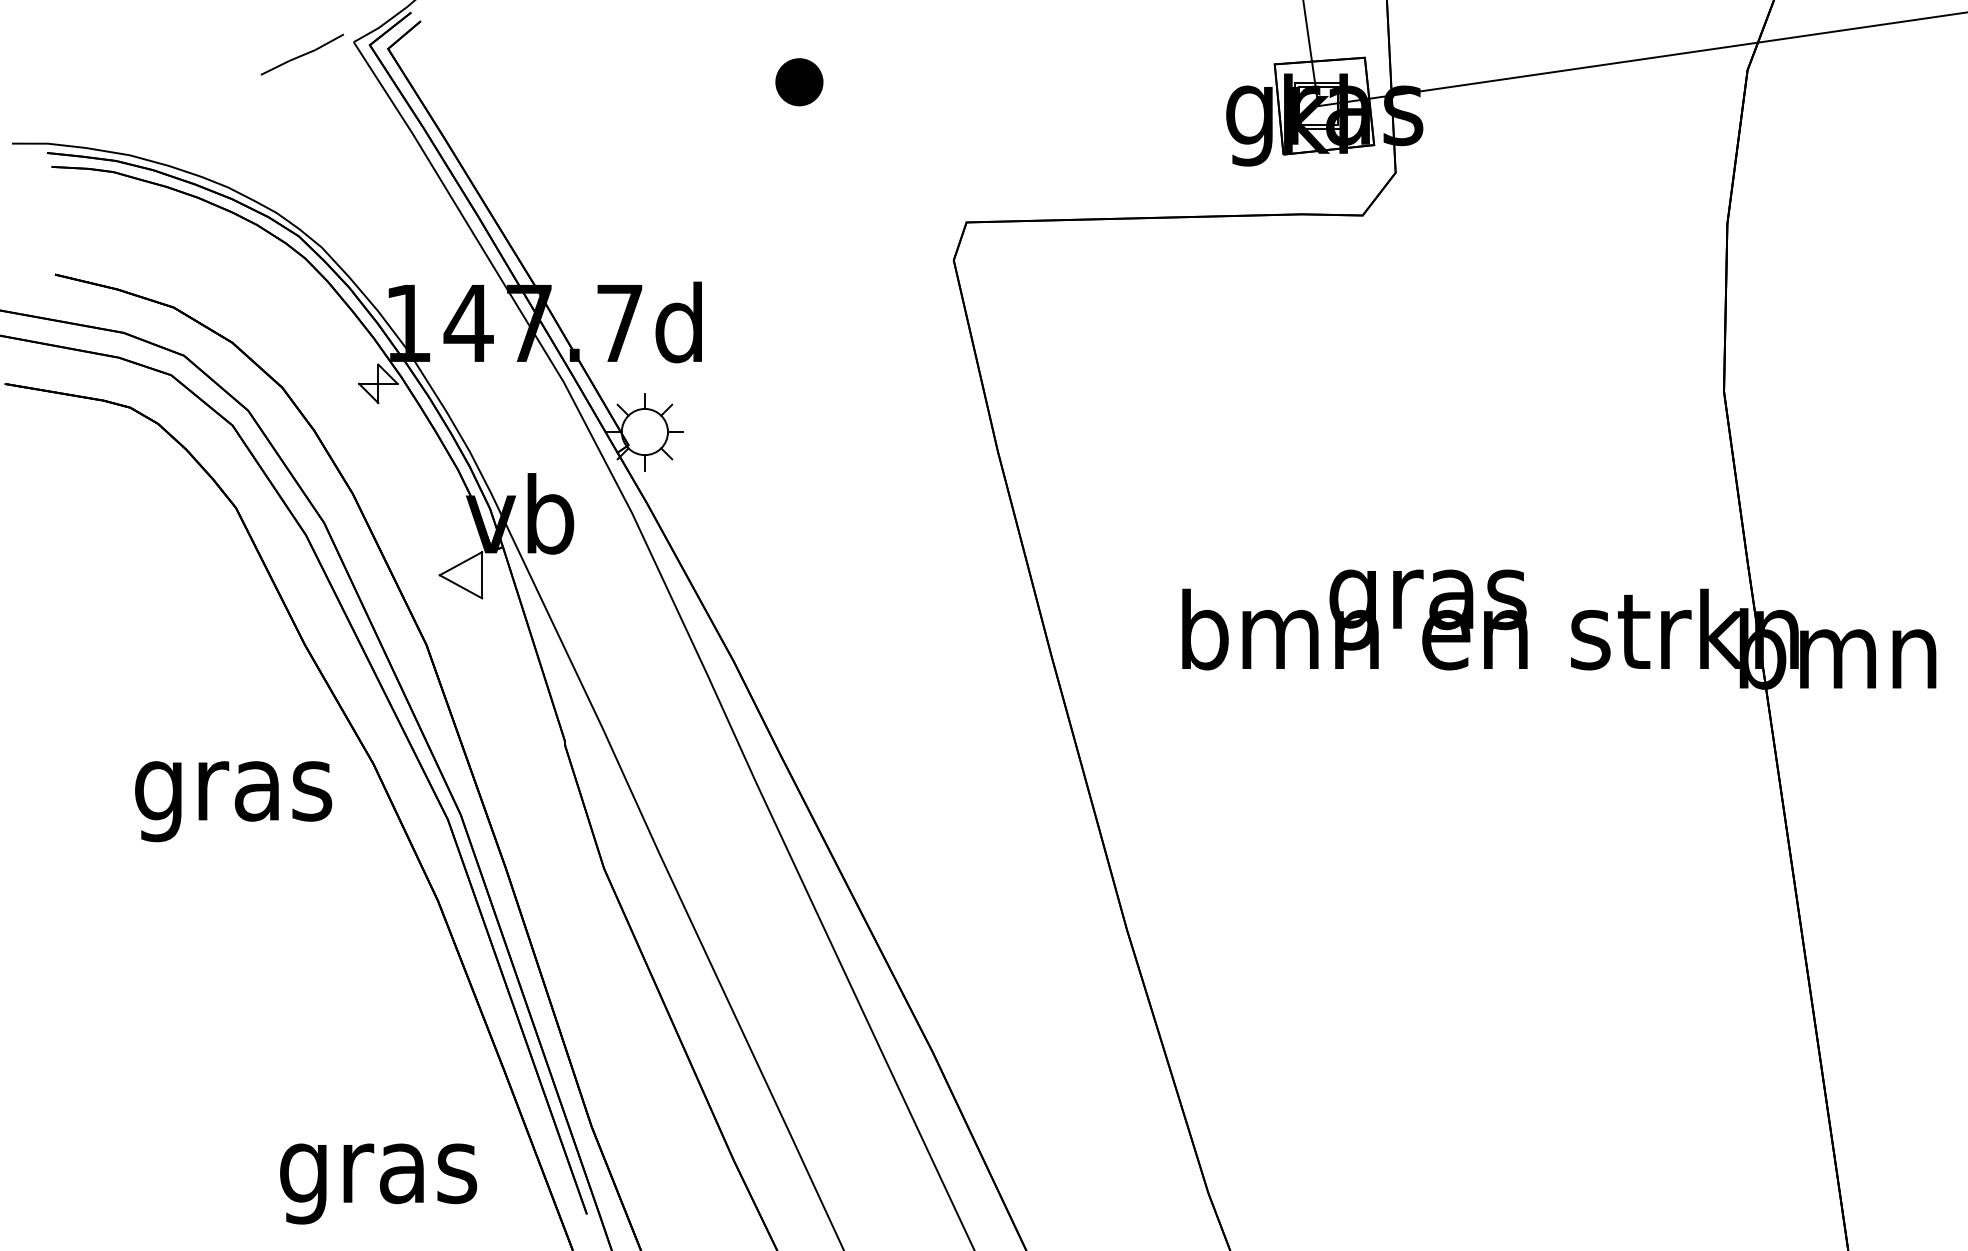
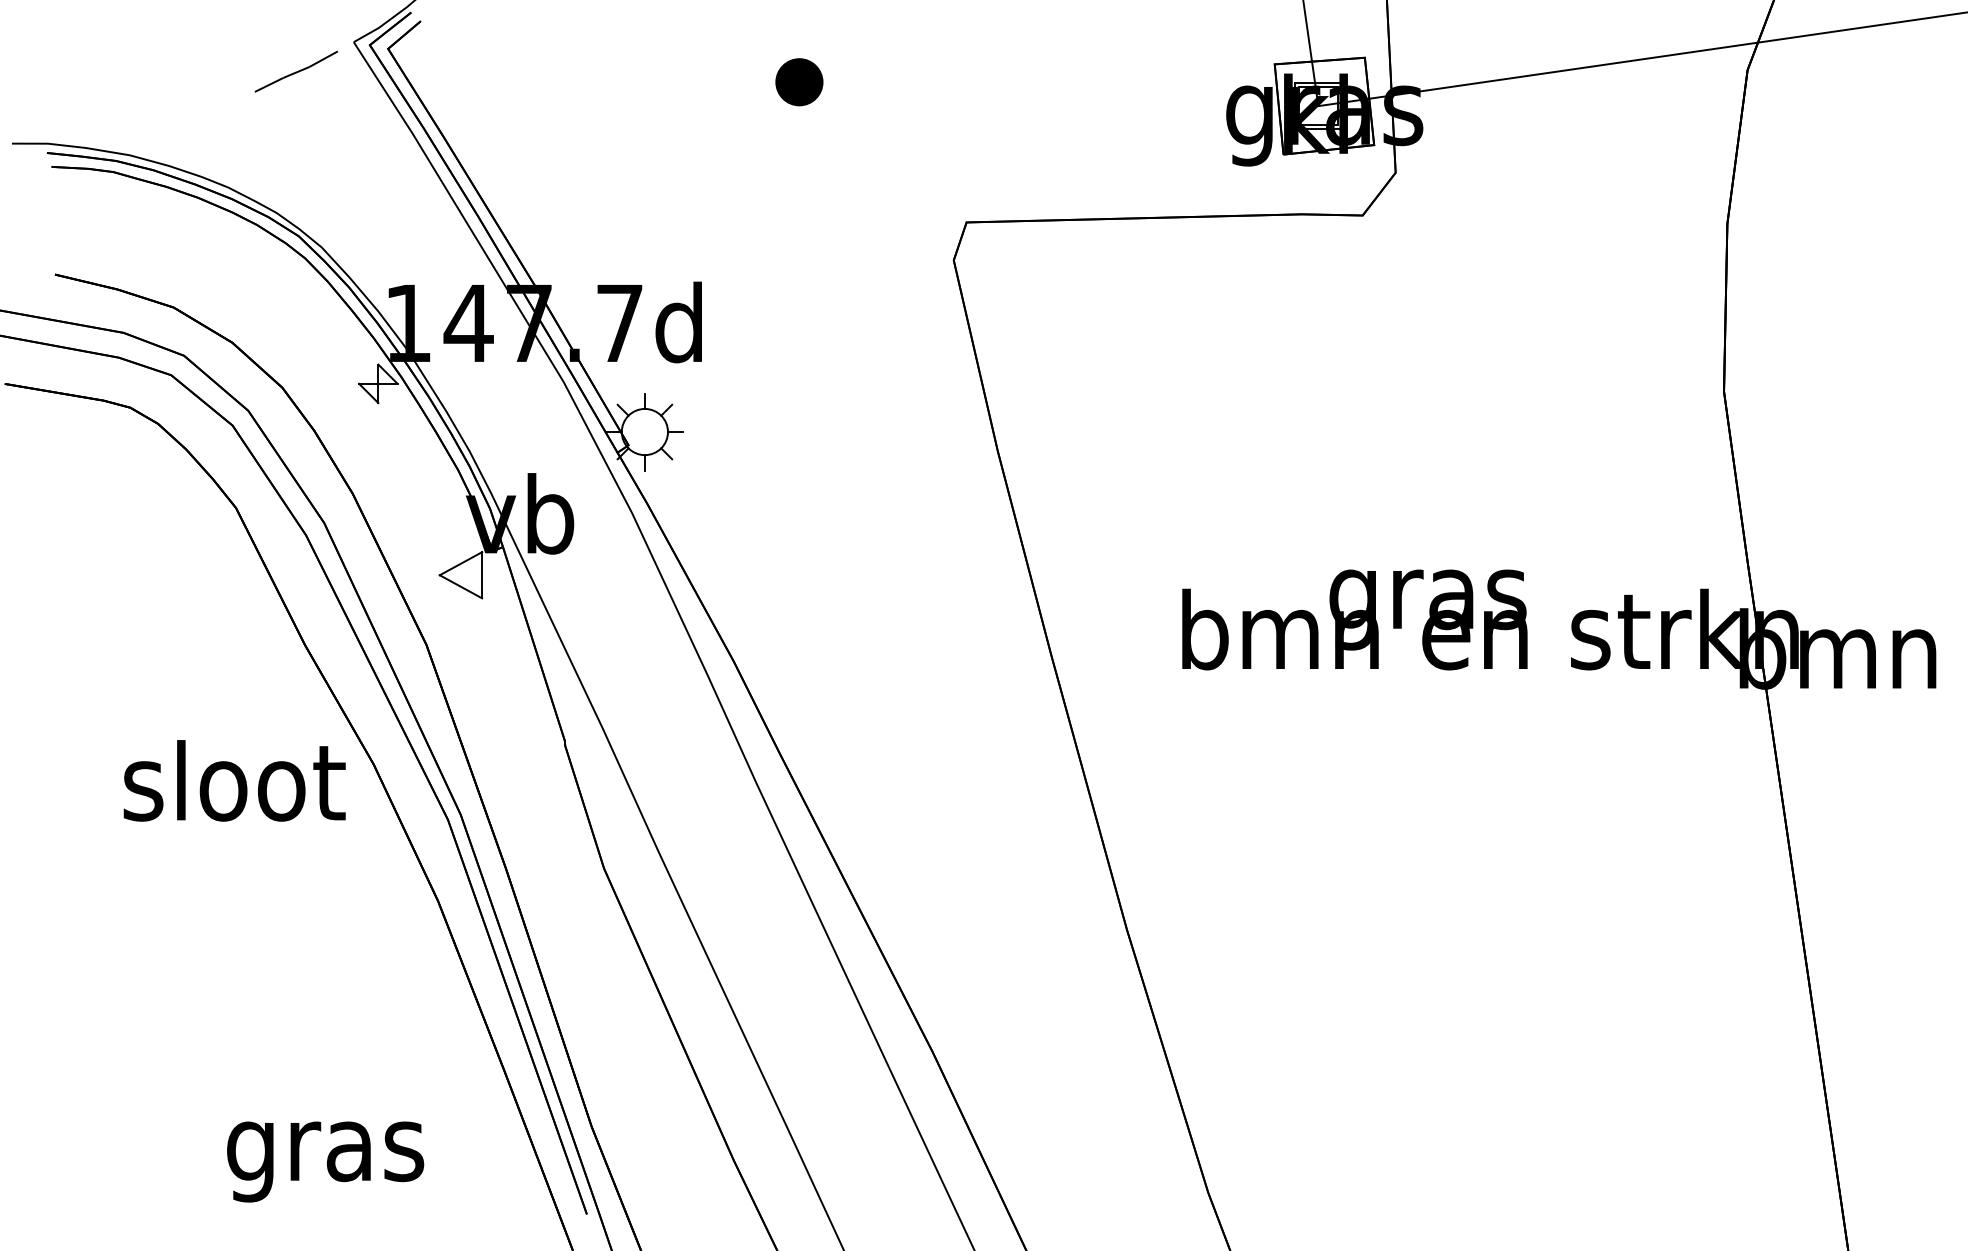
curve position: (301, 54) -> (295, 71) (295, 71)
text: gras -> sloot (234, 791)
text position: (378, 1183) -> (325, 1161) (325, 1161)
